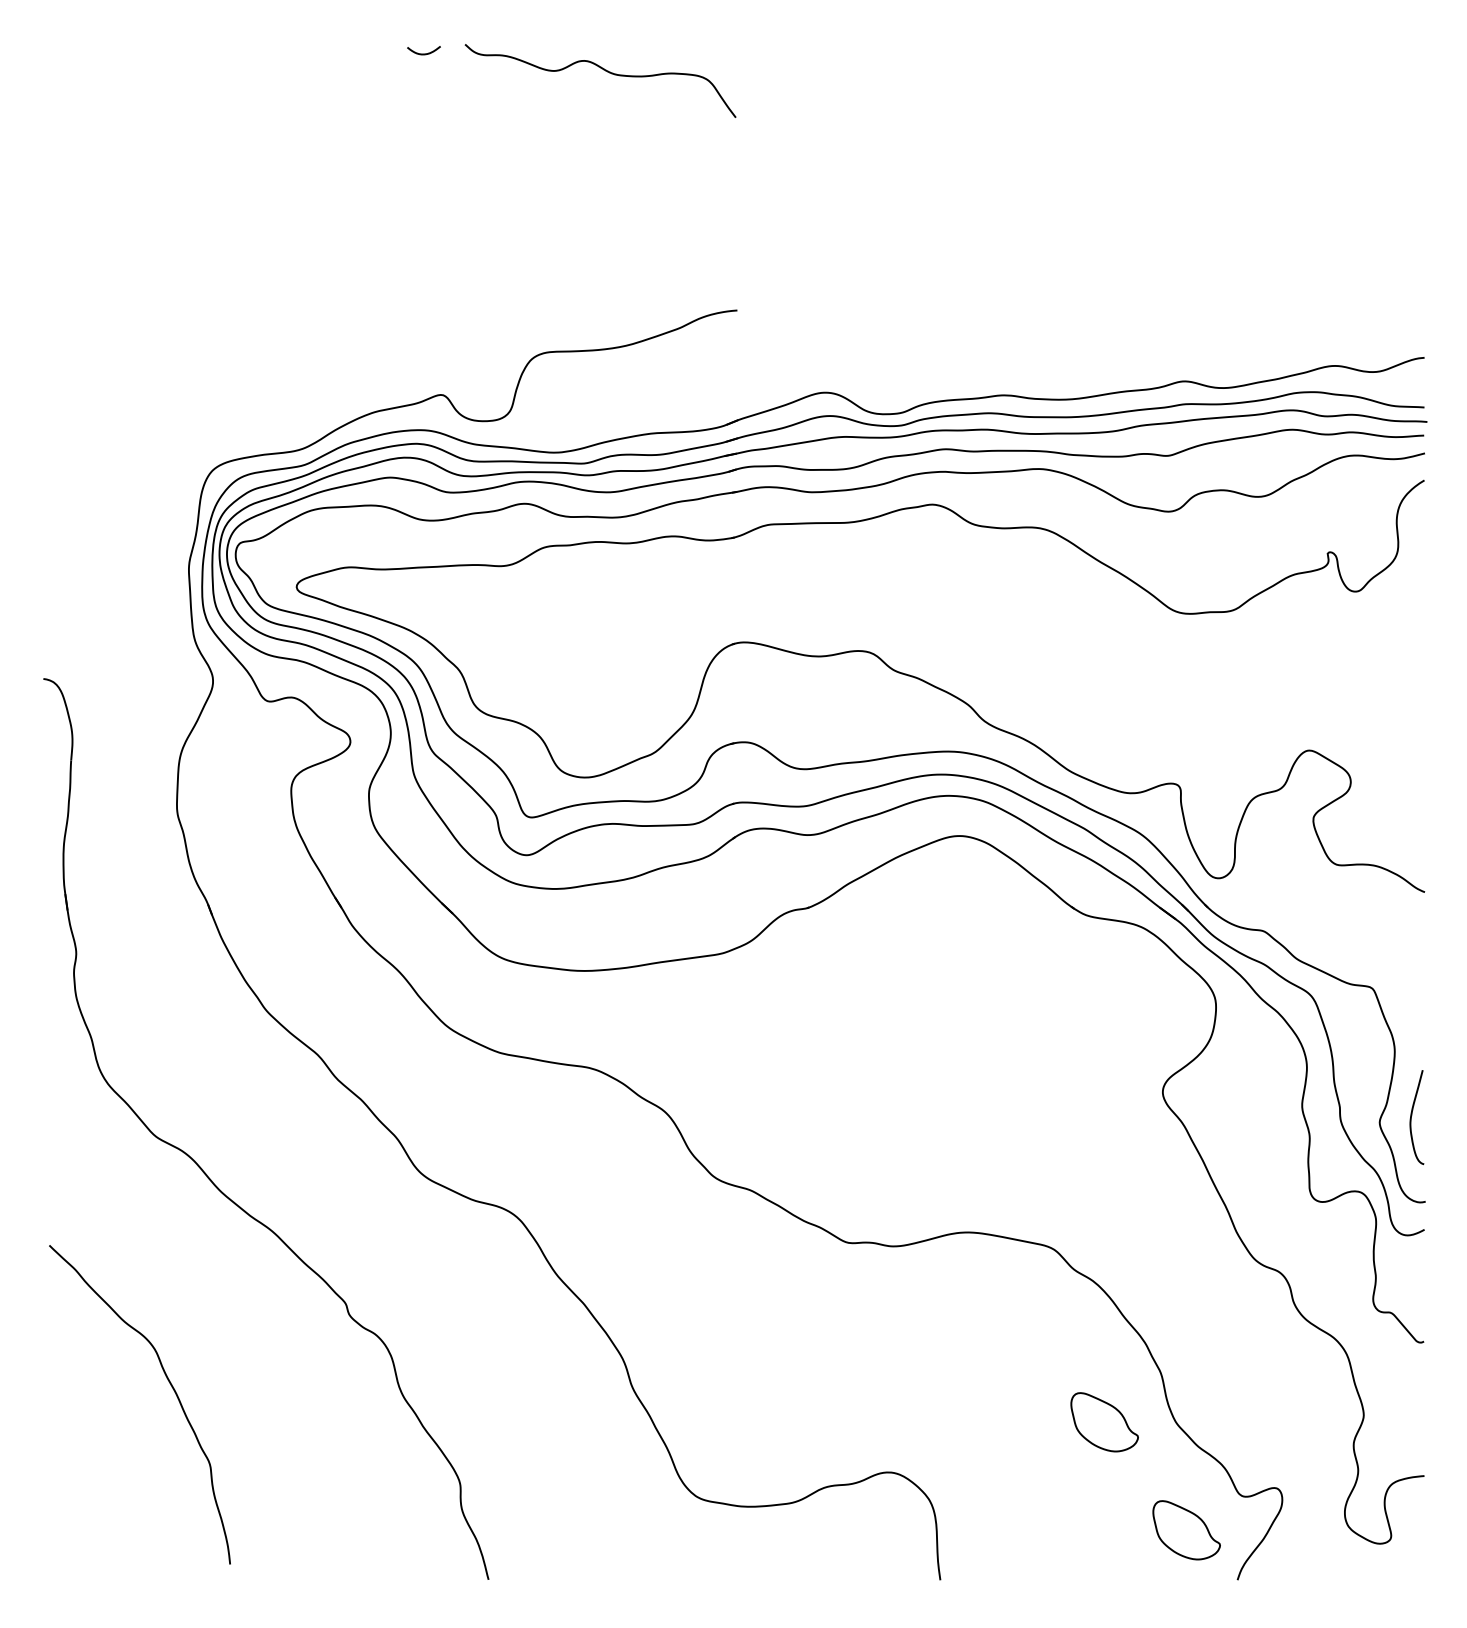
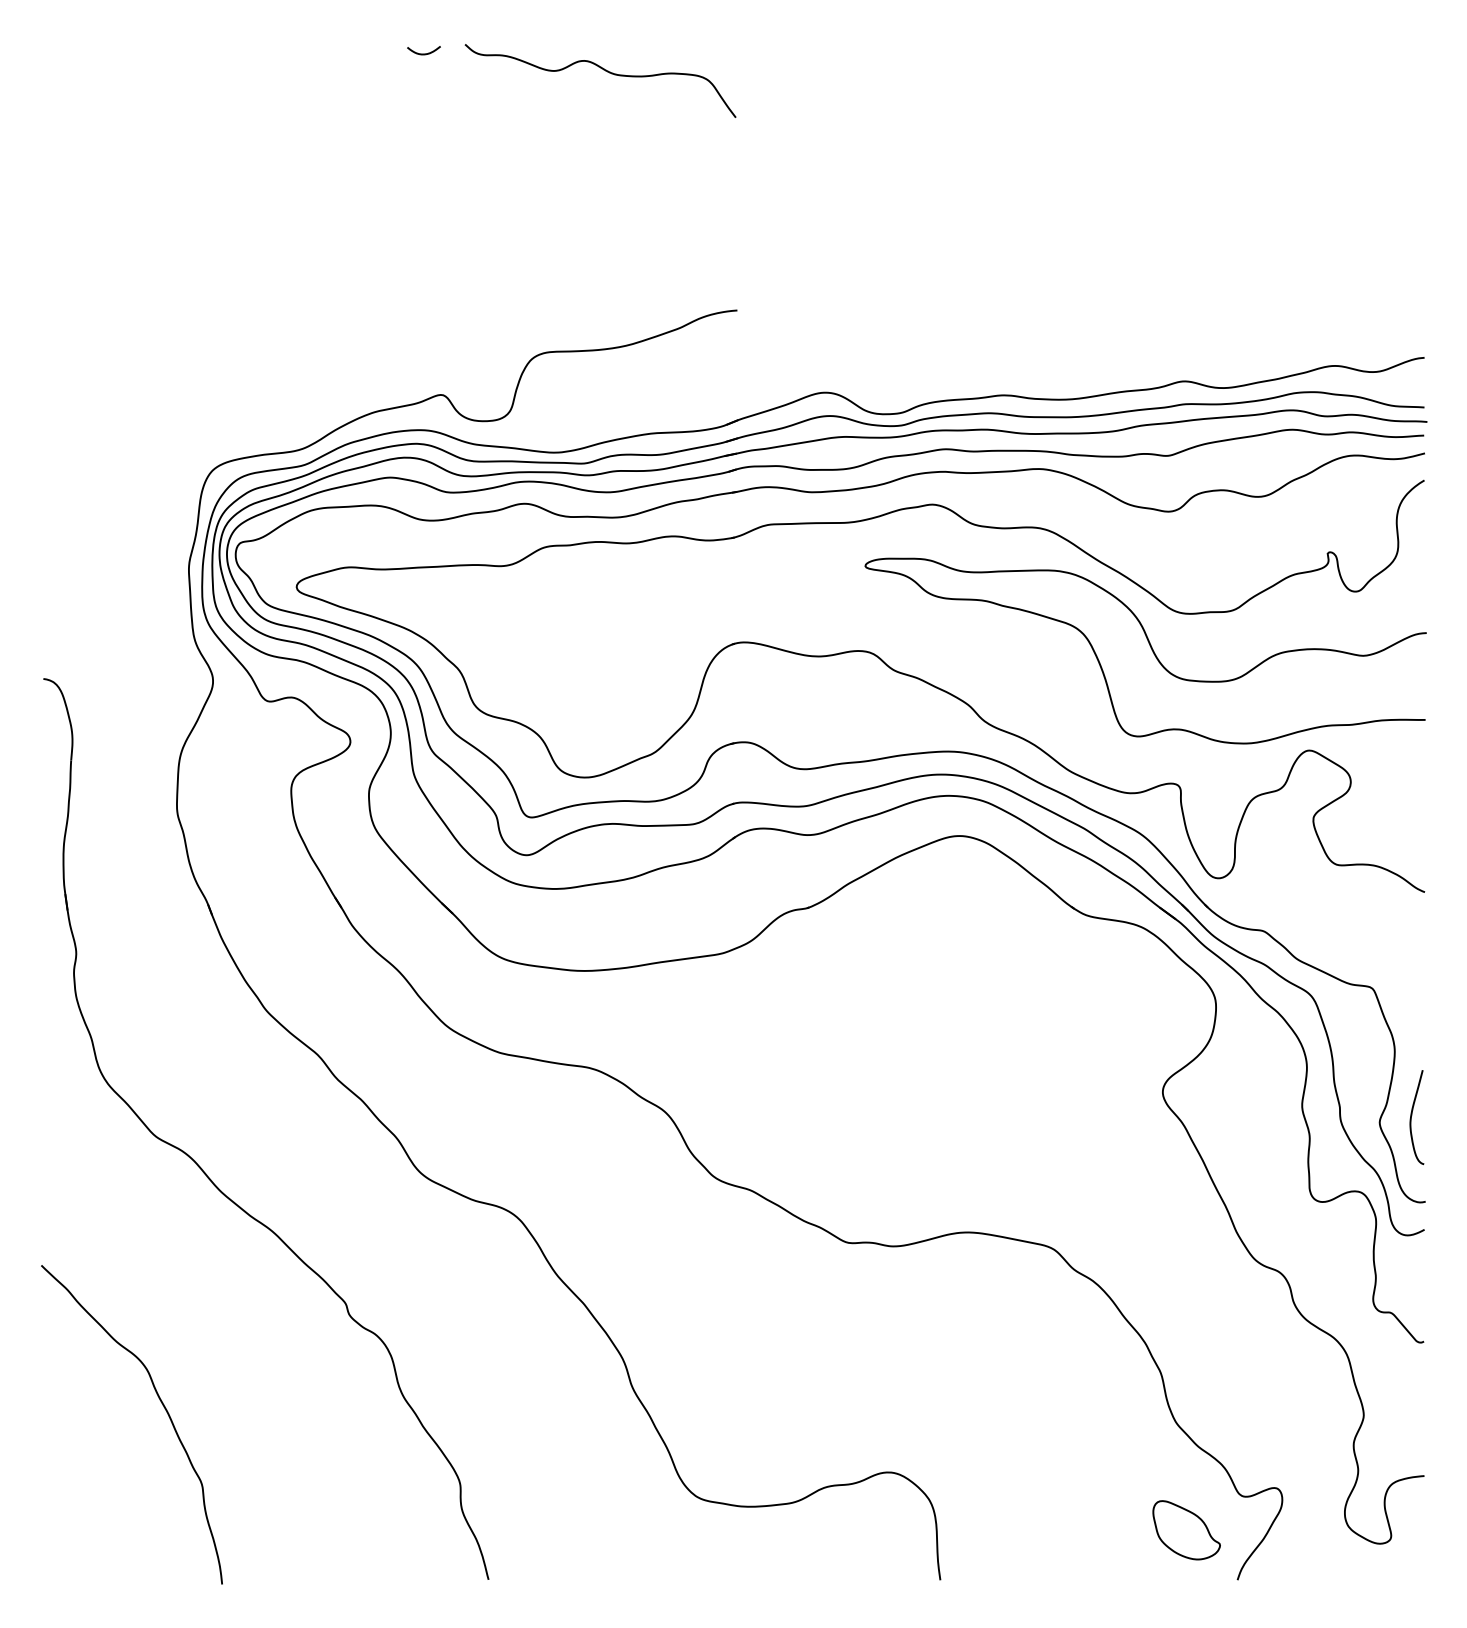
curve: none -> present (1150, 648)
curve position: (171, 1387) -> (163, 1407) (163, 1407)
part: present -> none (1104, 1422)
